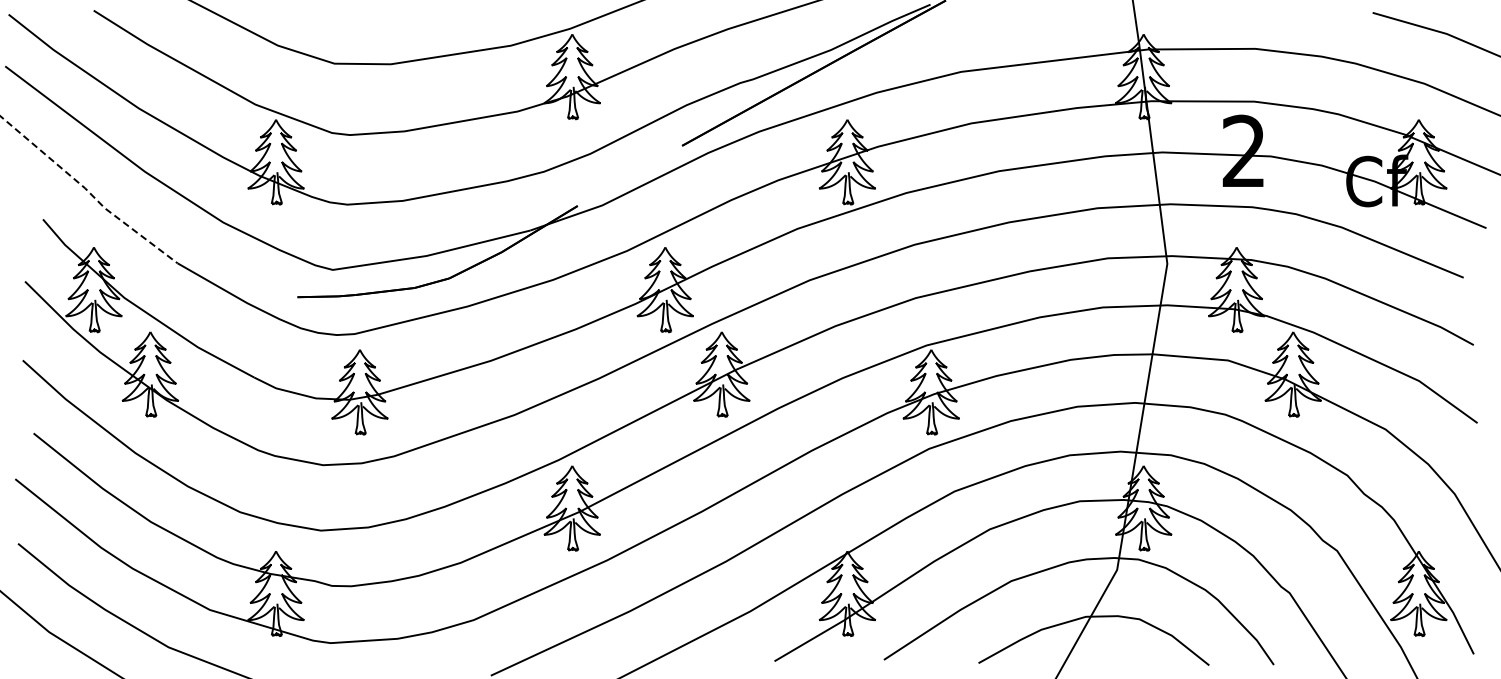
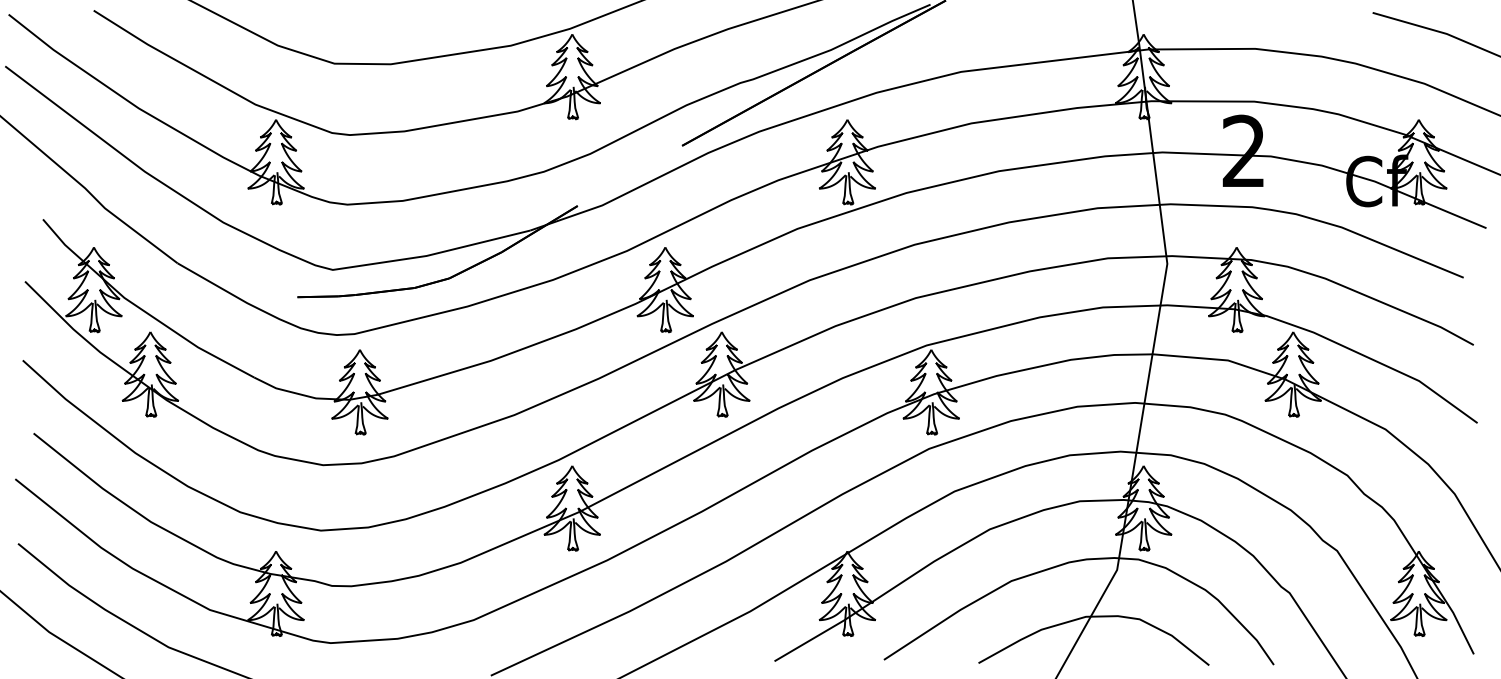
line: dashed -> solid (88, 191)
